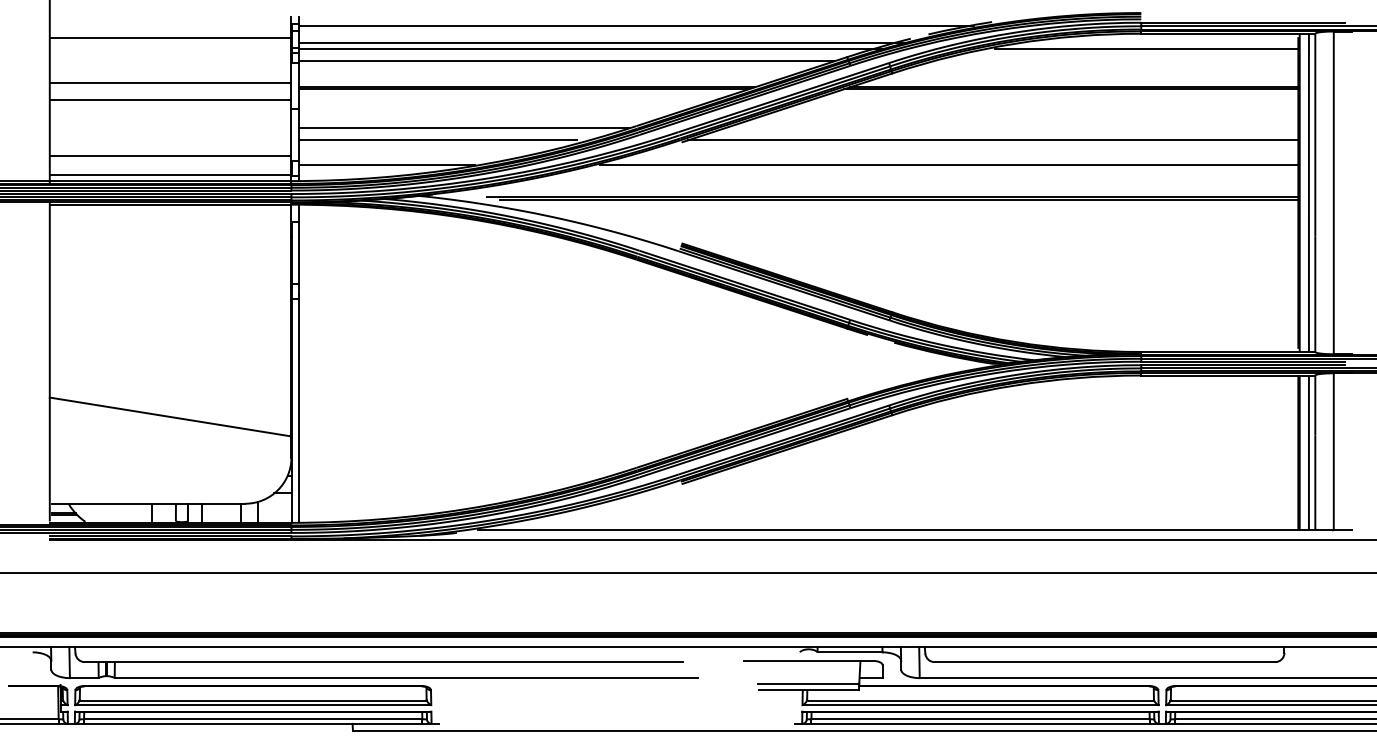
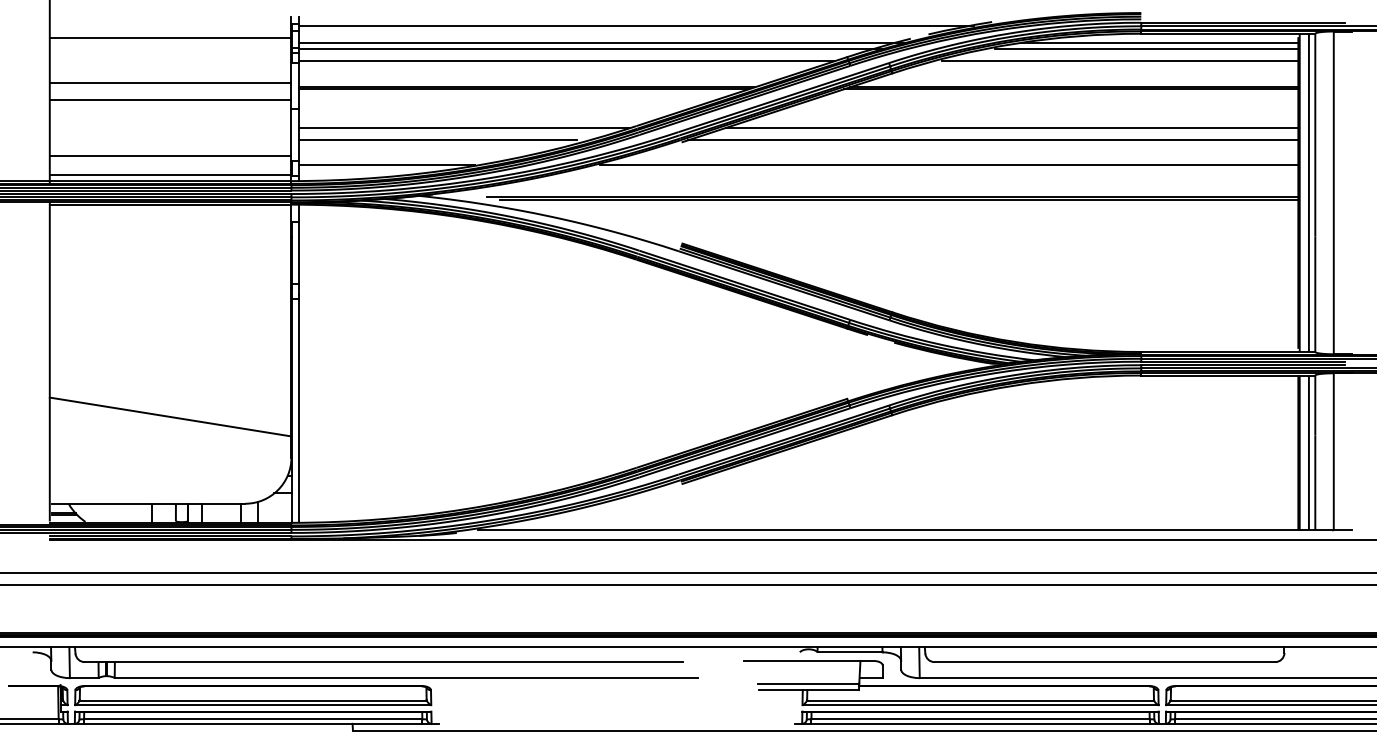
line: none -> present (1160, 43)
line: none -> present (1120, 61)
line: none -> present (1011, 127)
line: none -> present (687, 584)
